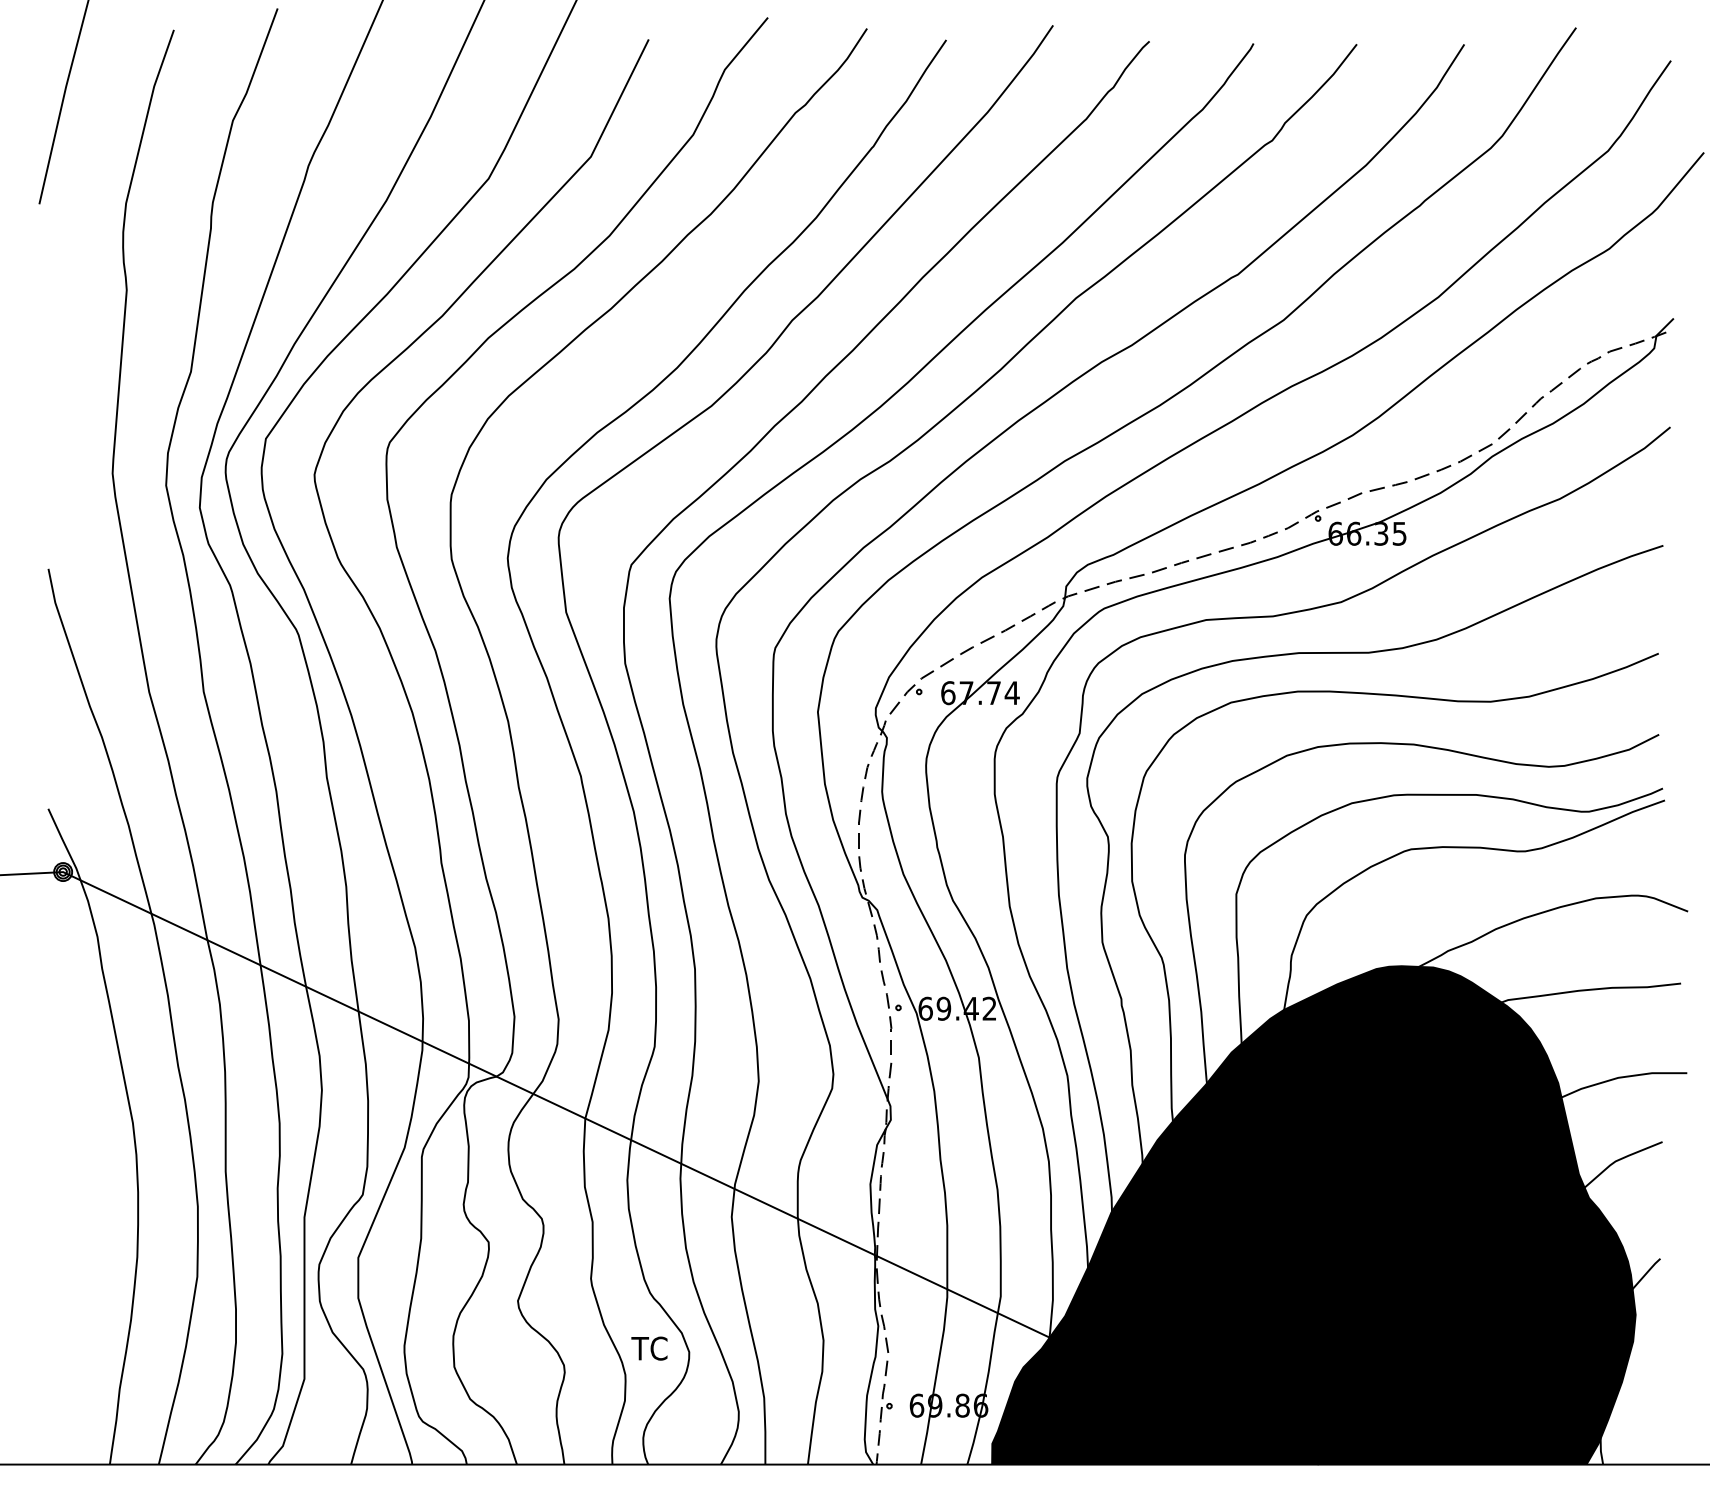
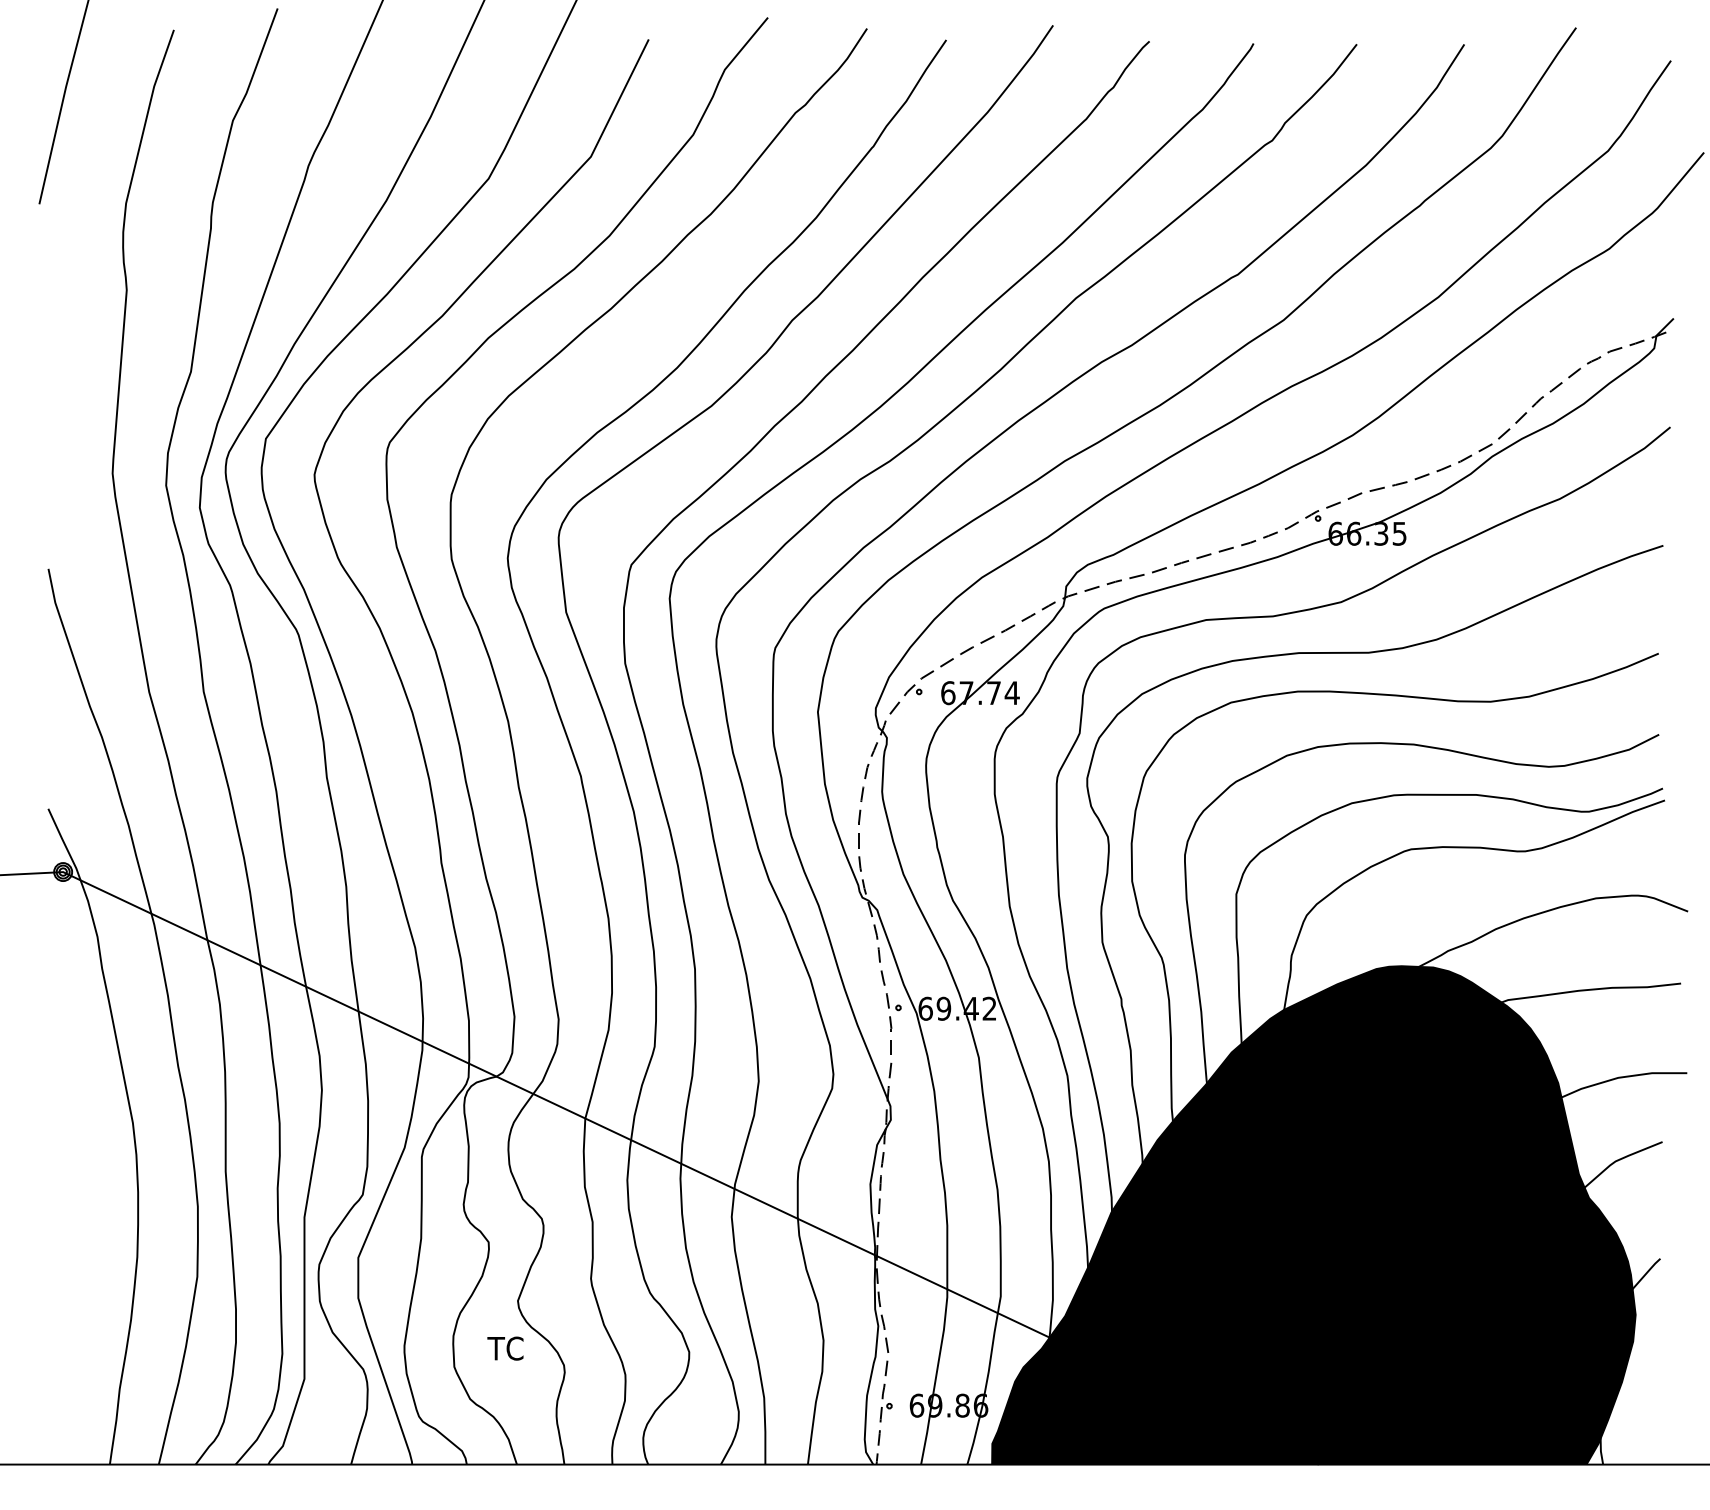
text position: (649, 1348) -> (505, 1348) (505, 1348)
